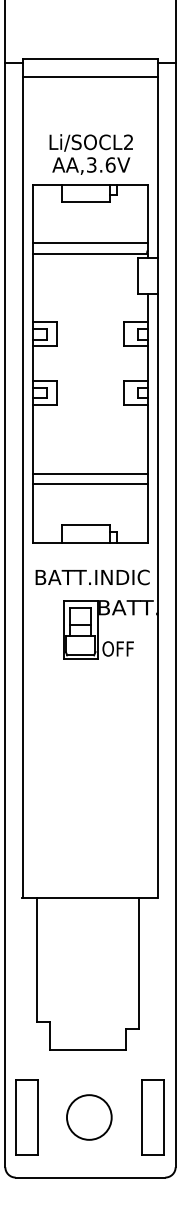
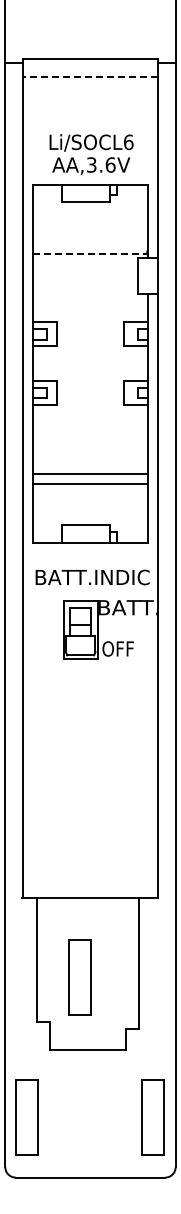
line: solid -> dashed (90, 77)
text: Li/SOCL2 -> Li/SOCL6 (128, 142)
line: present -> none (90, 243)
line: solid -> dashed (90, 253)
part: none -> present (79, 977)
circle: present -> none (89, 1117)
